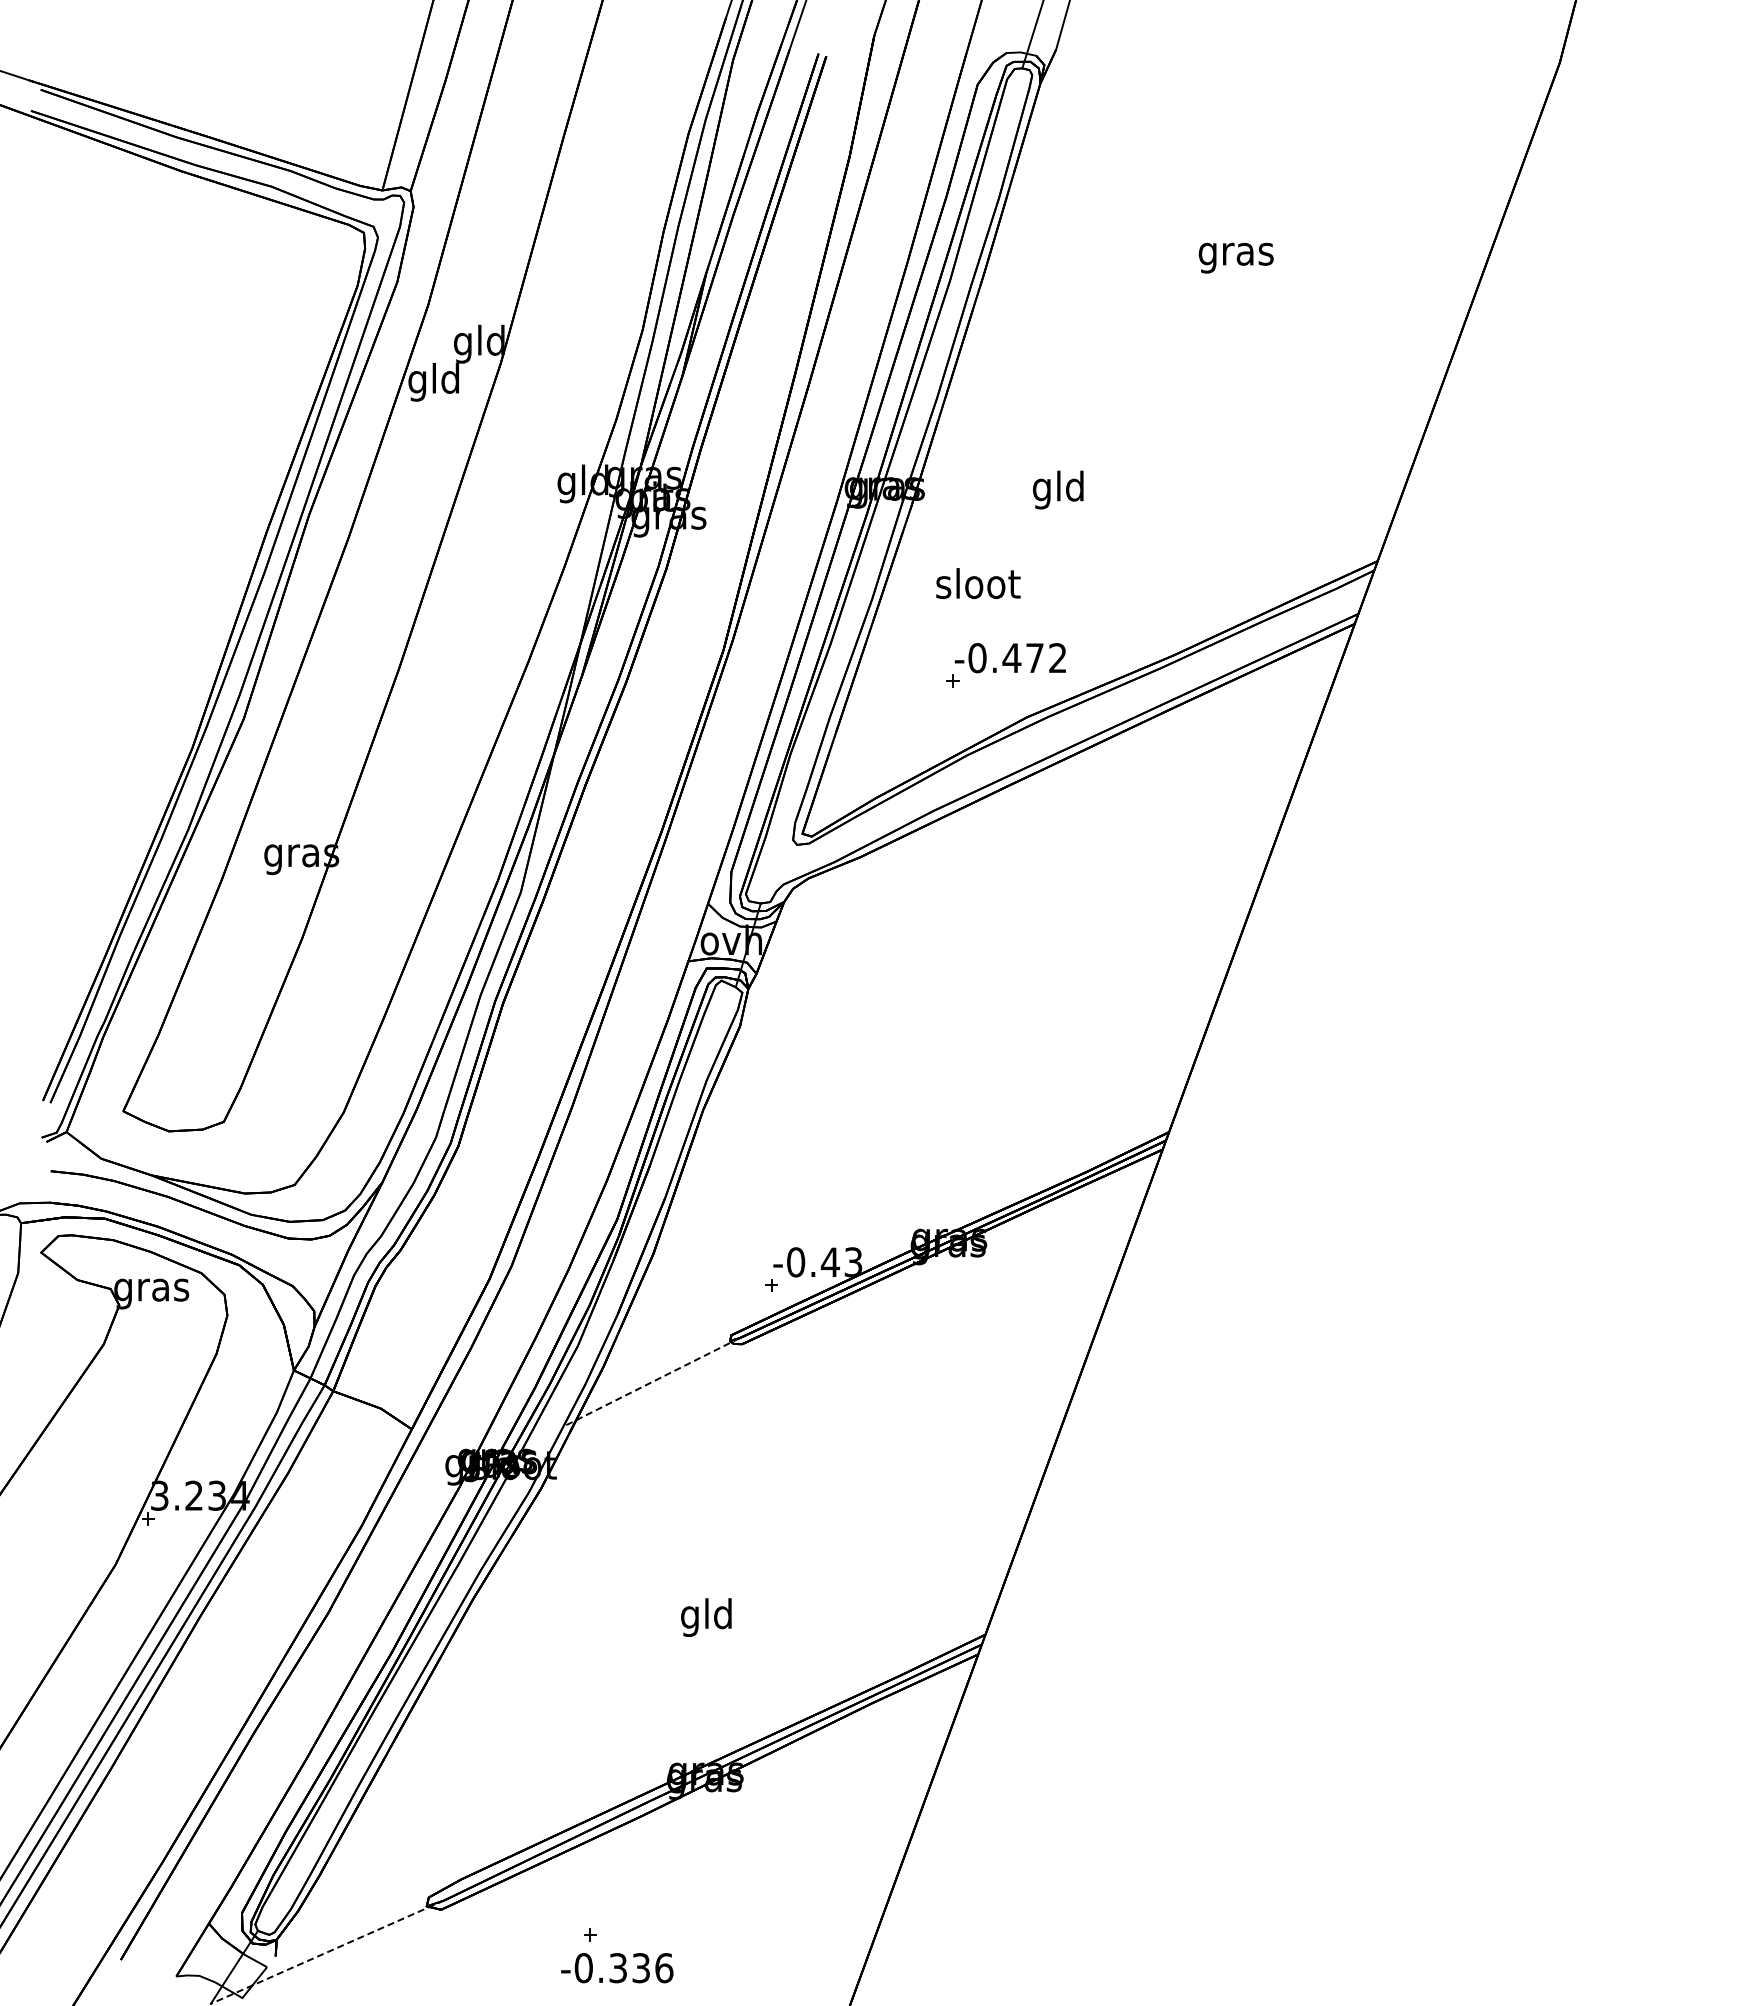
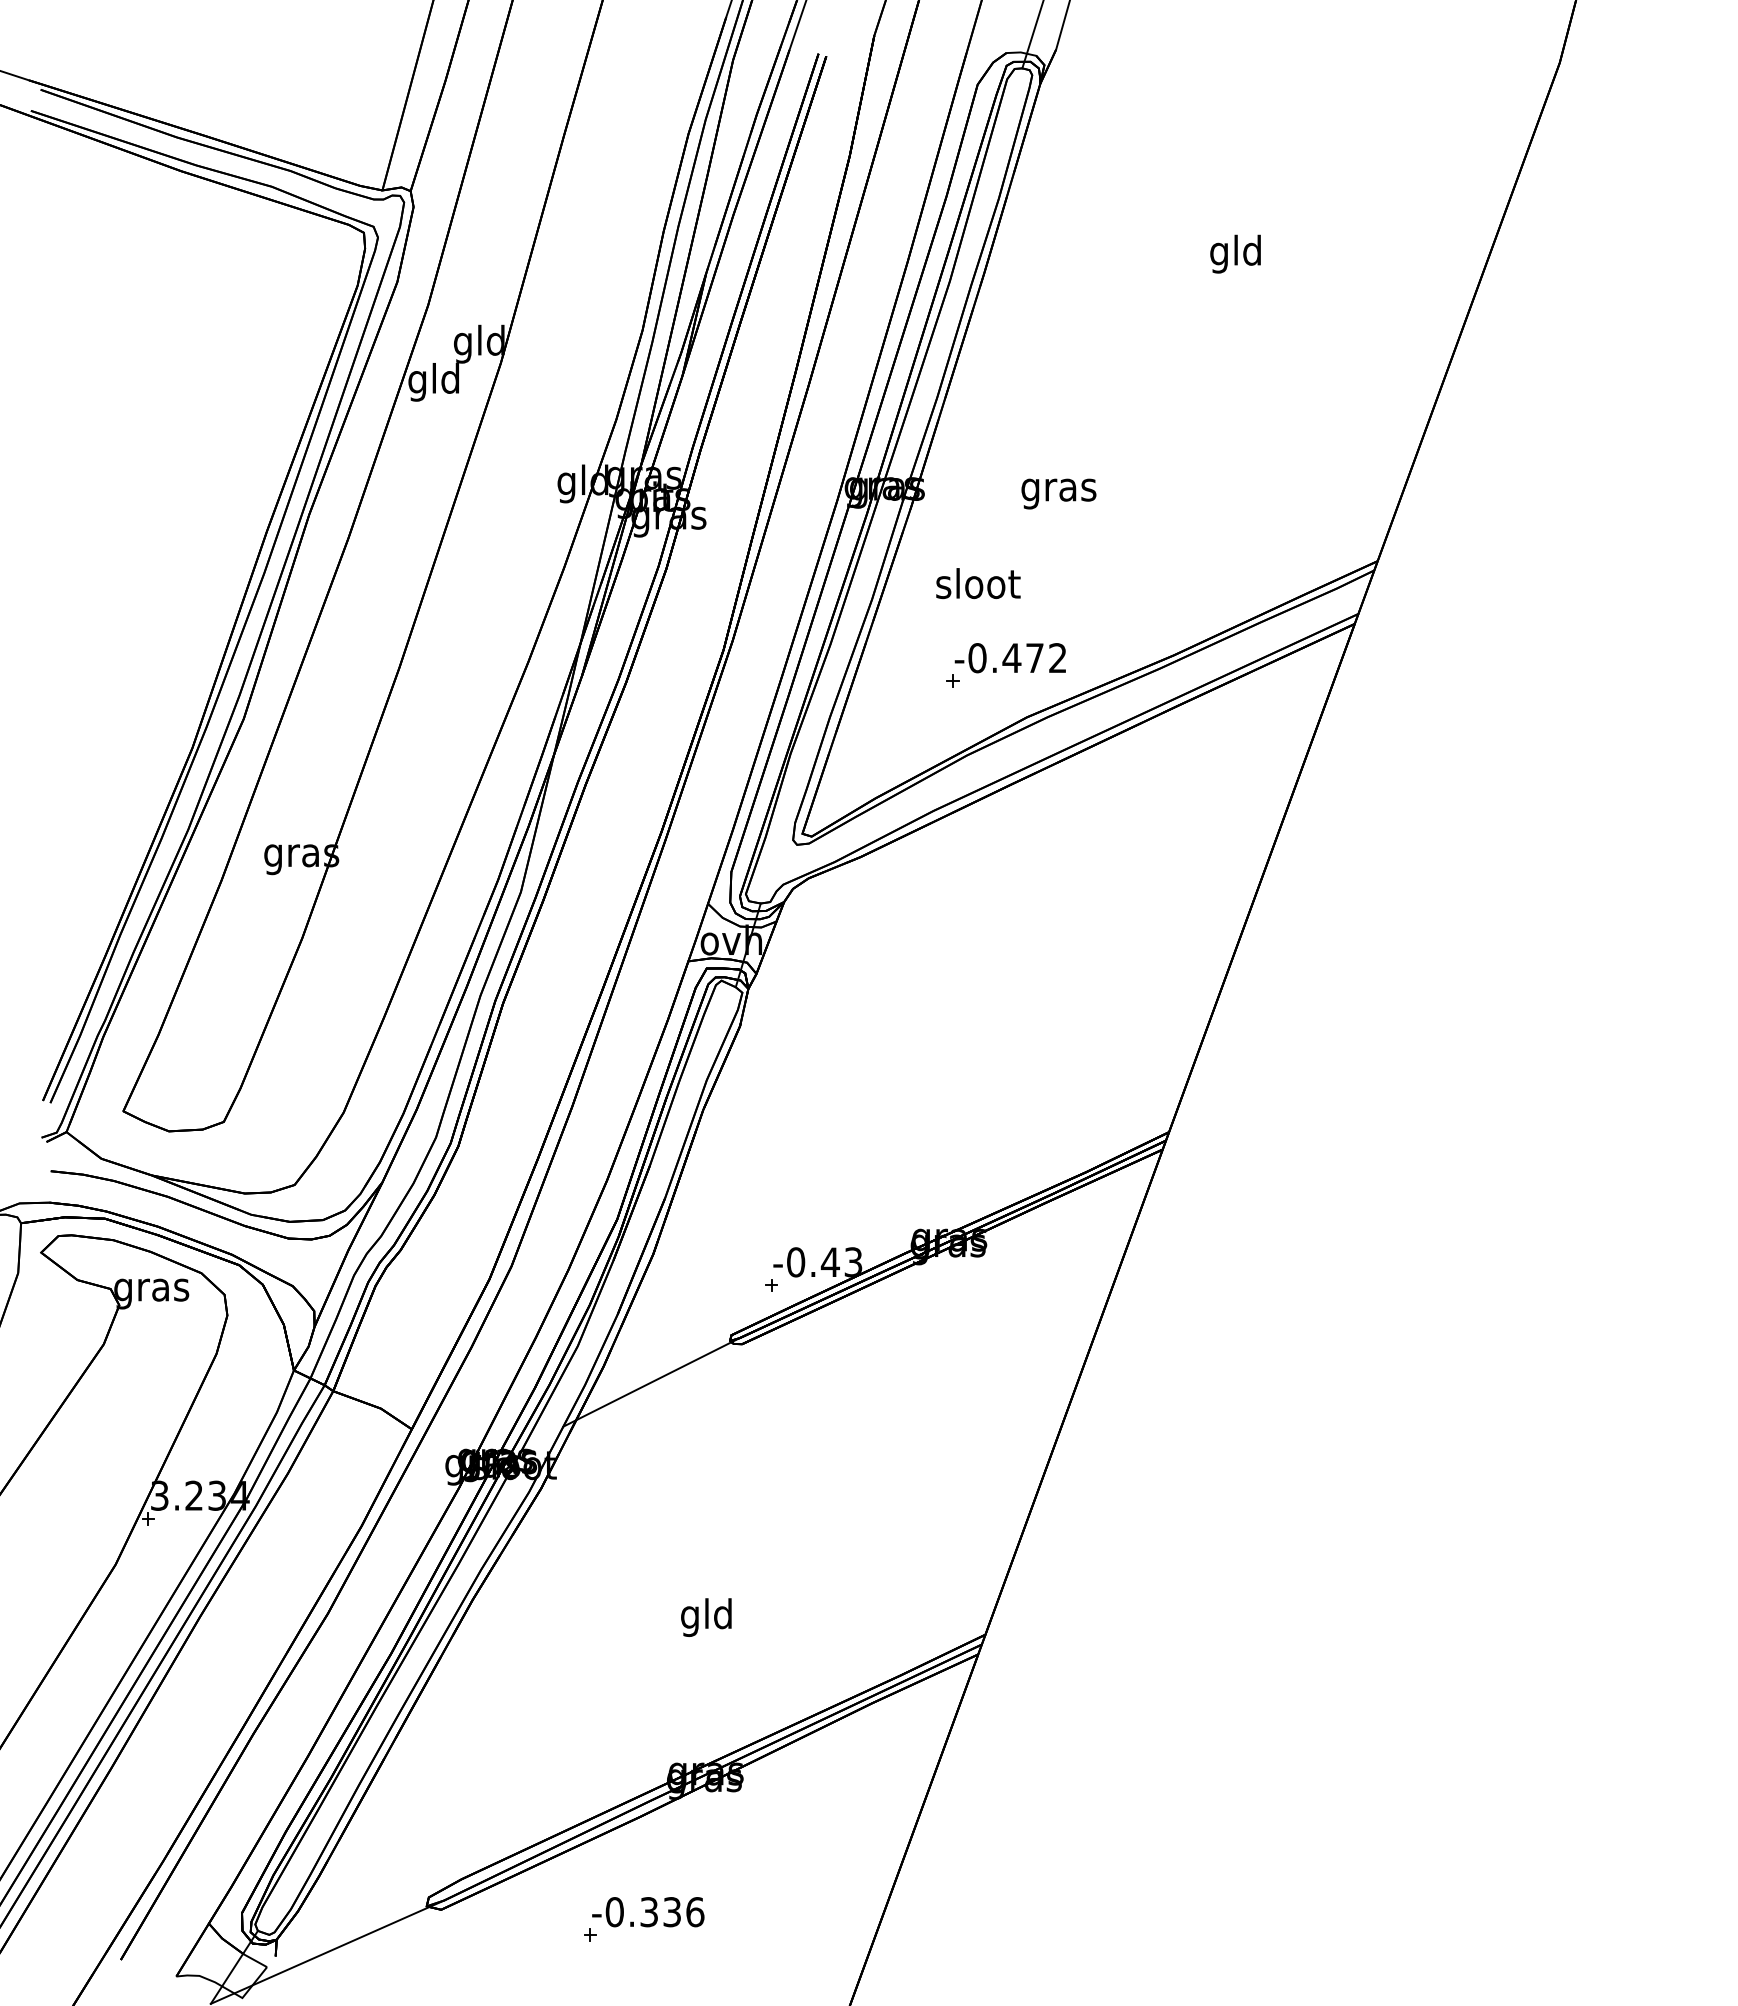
text: gras -> gld (1235, 253)
text: gld -> gras (1058, 489)
line: dashed -> solid (651, 1382)
line: dashed -> solid (327, 1952)
text position: (617, 1968) -> (648, 1912) (648, 1912)
